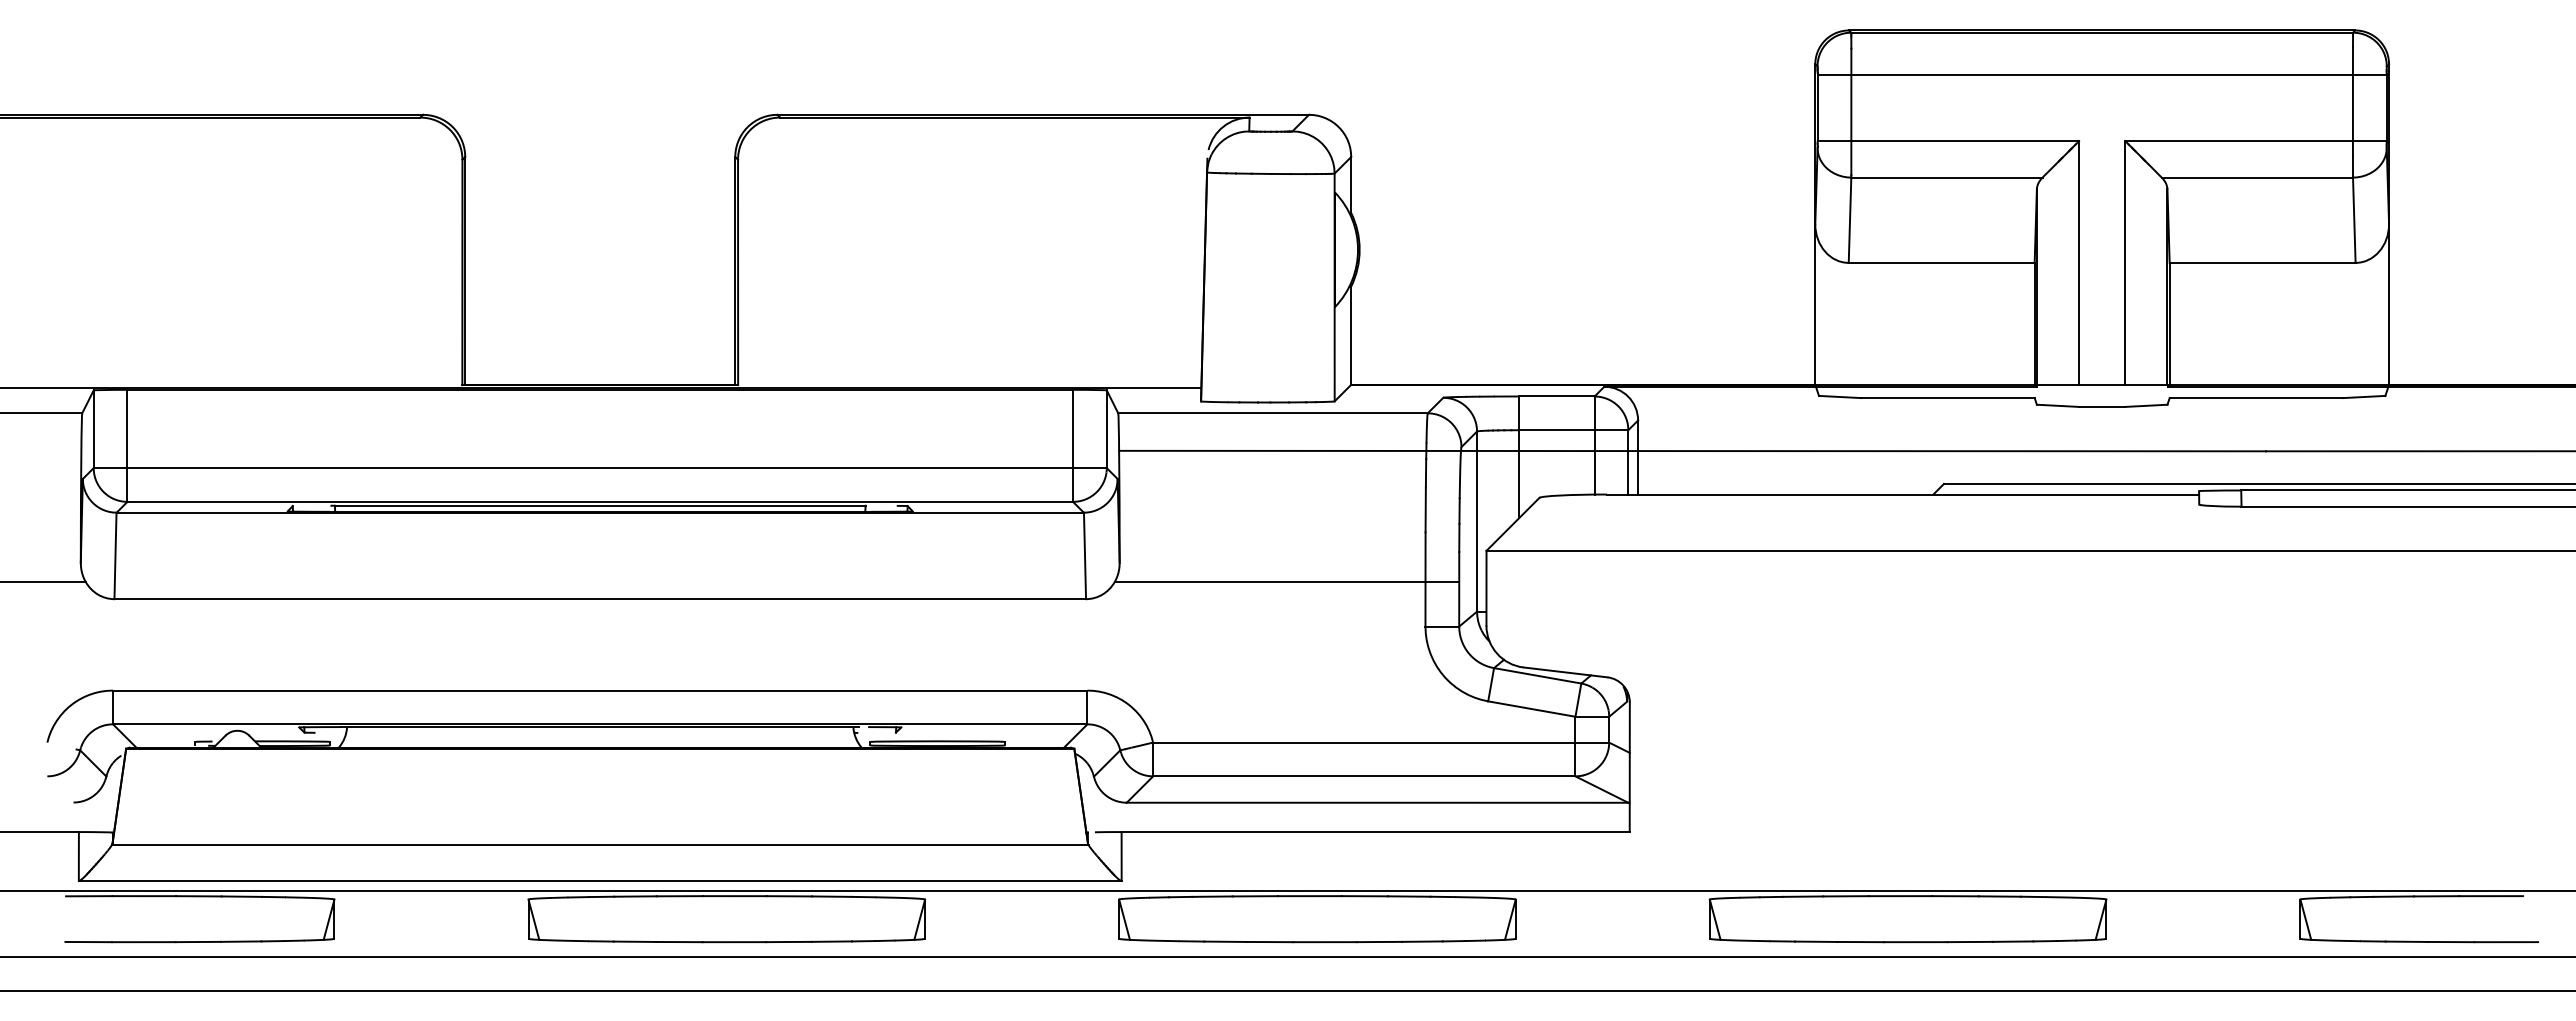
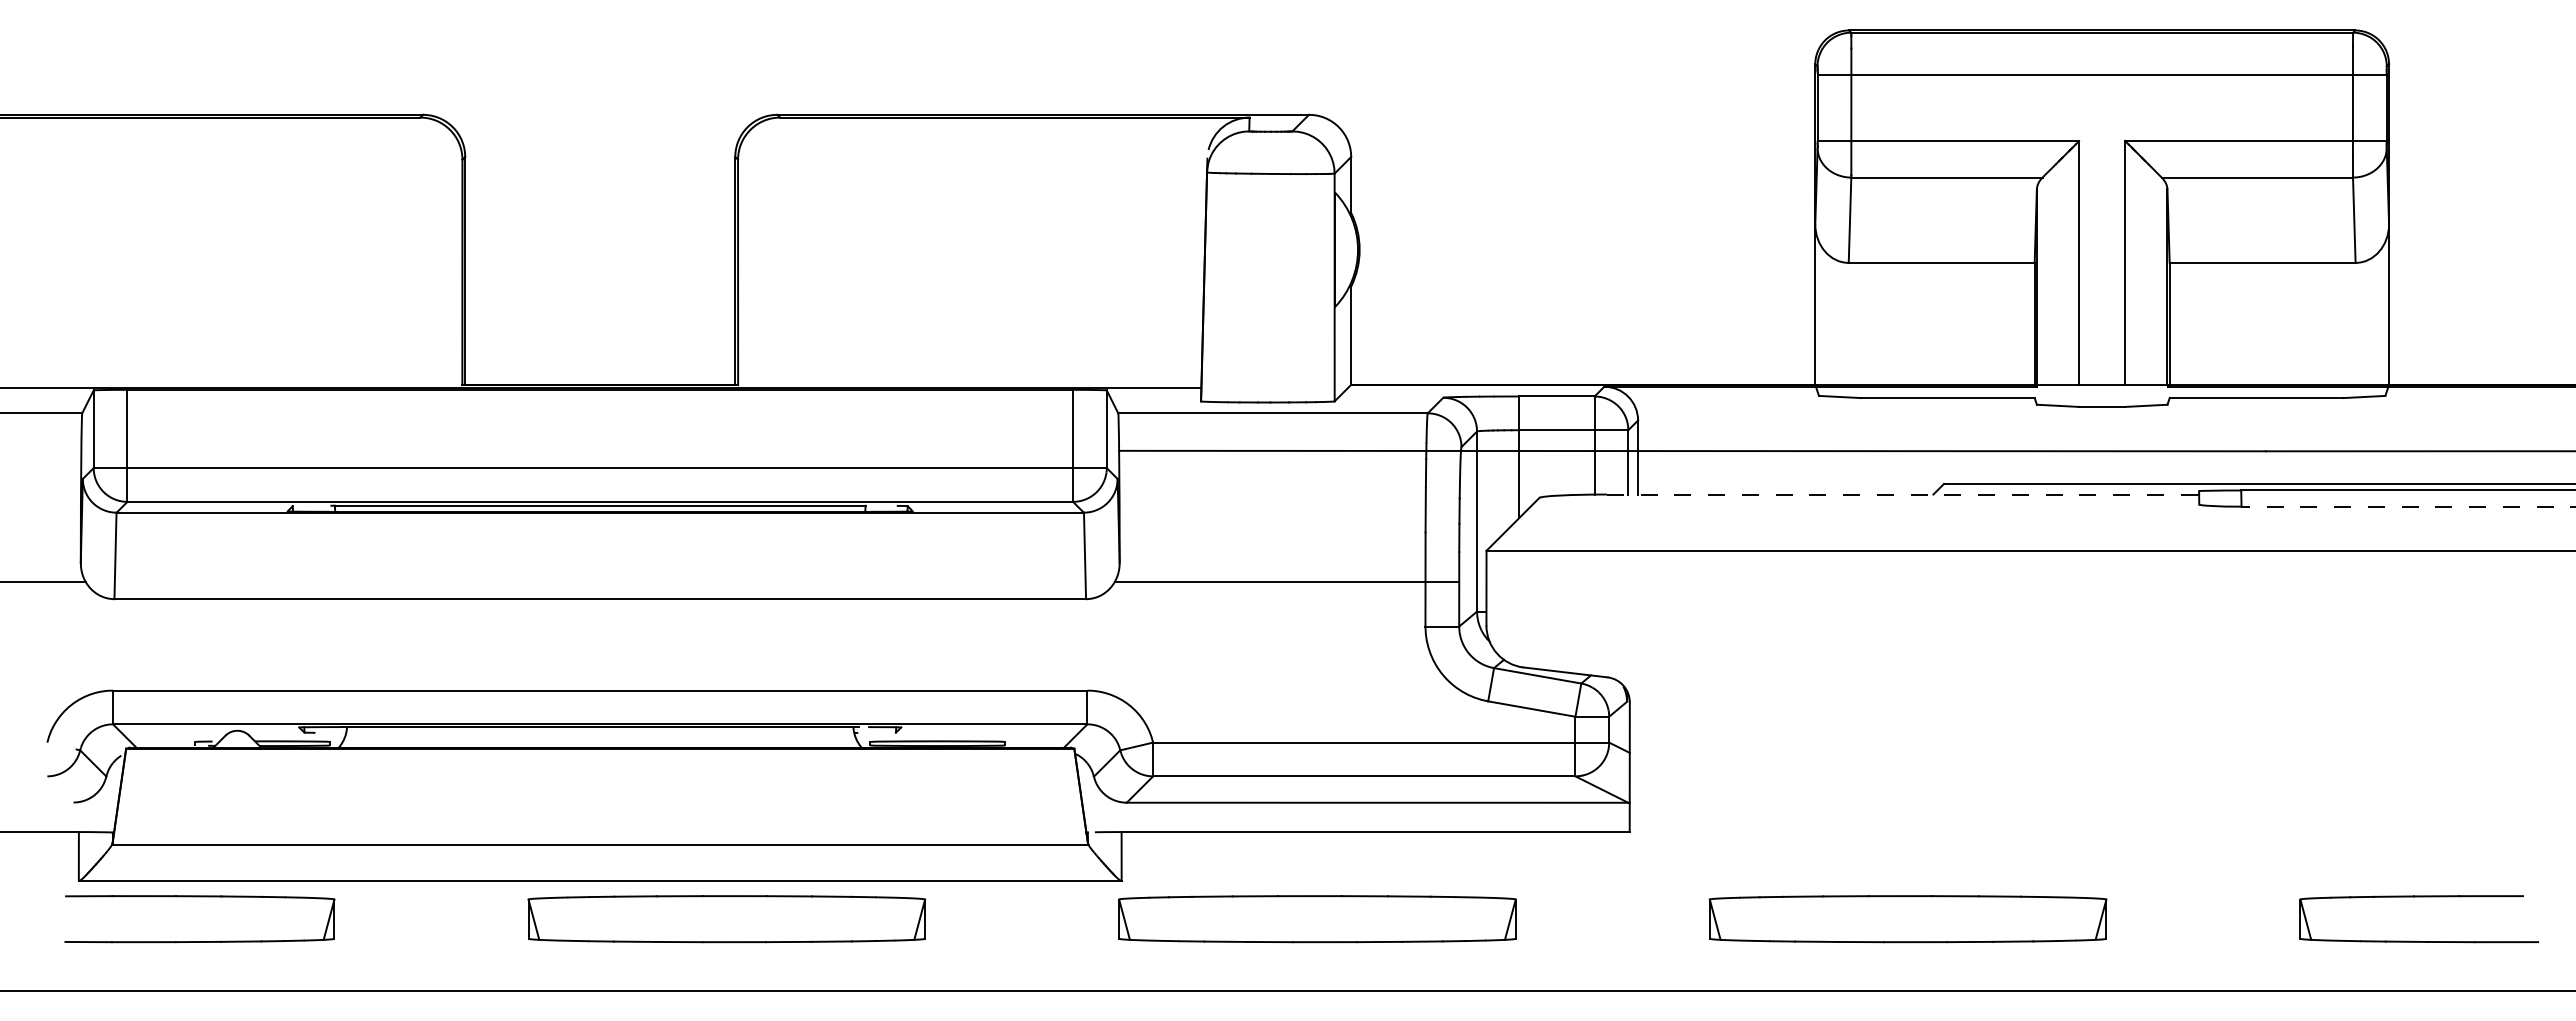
line: solid -> dashed (1903, 494)
line: solid -> dashed (2408, 506)
line: present -> none (1287, 891)
line: present -> none (1287, 956)
